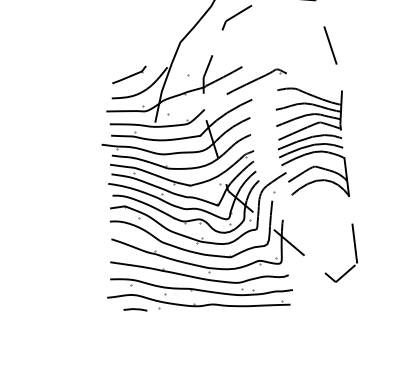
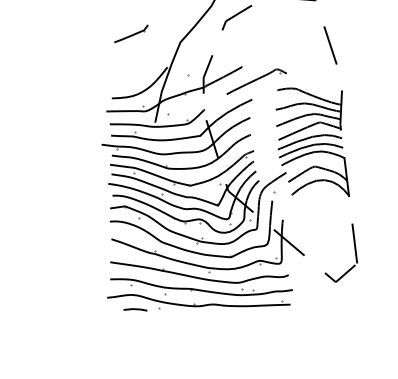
part position: (129, 74) -> (131, 33) (131, 33)
